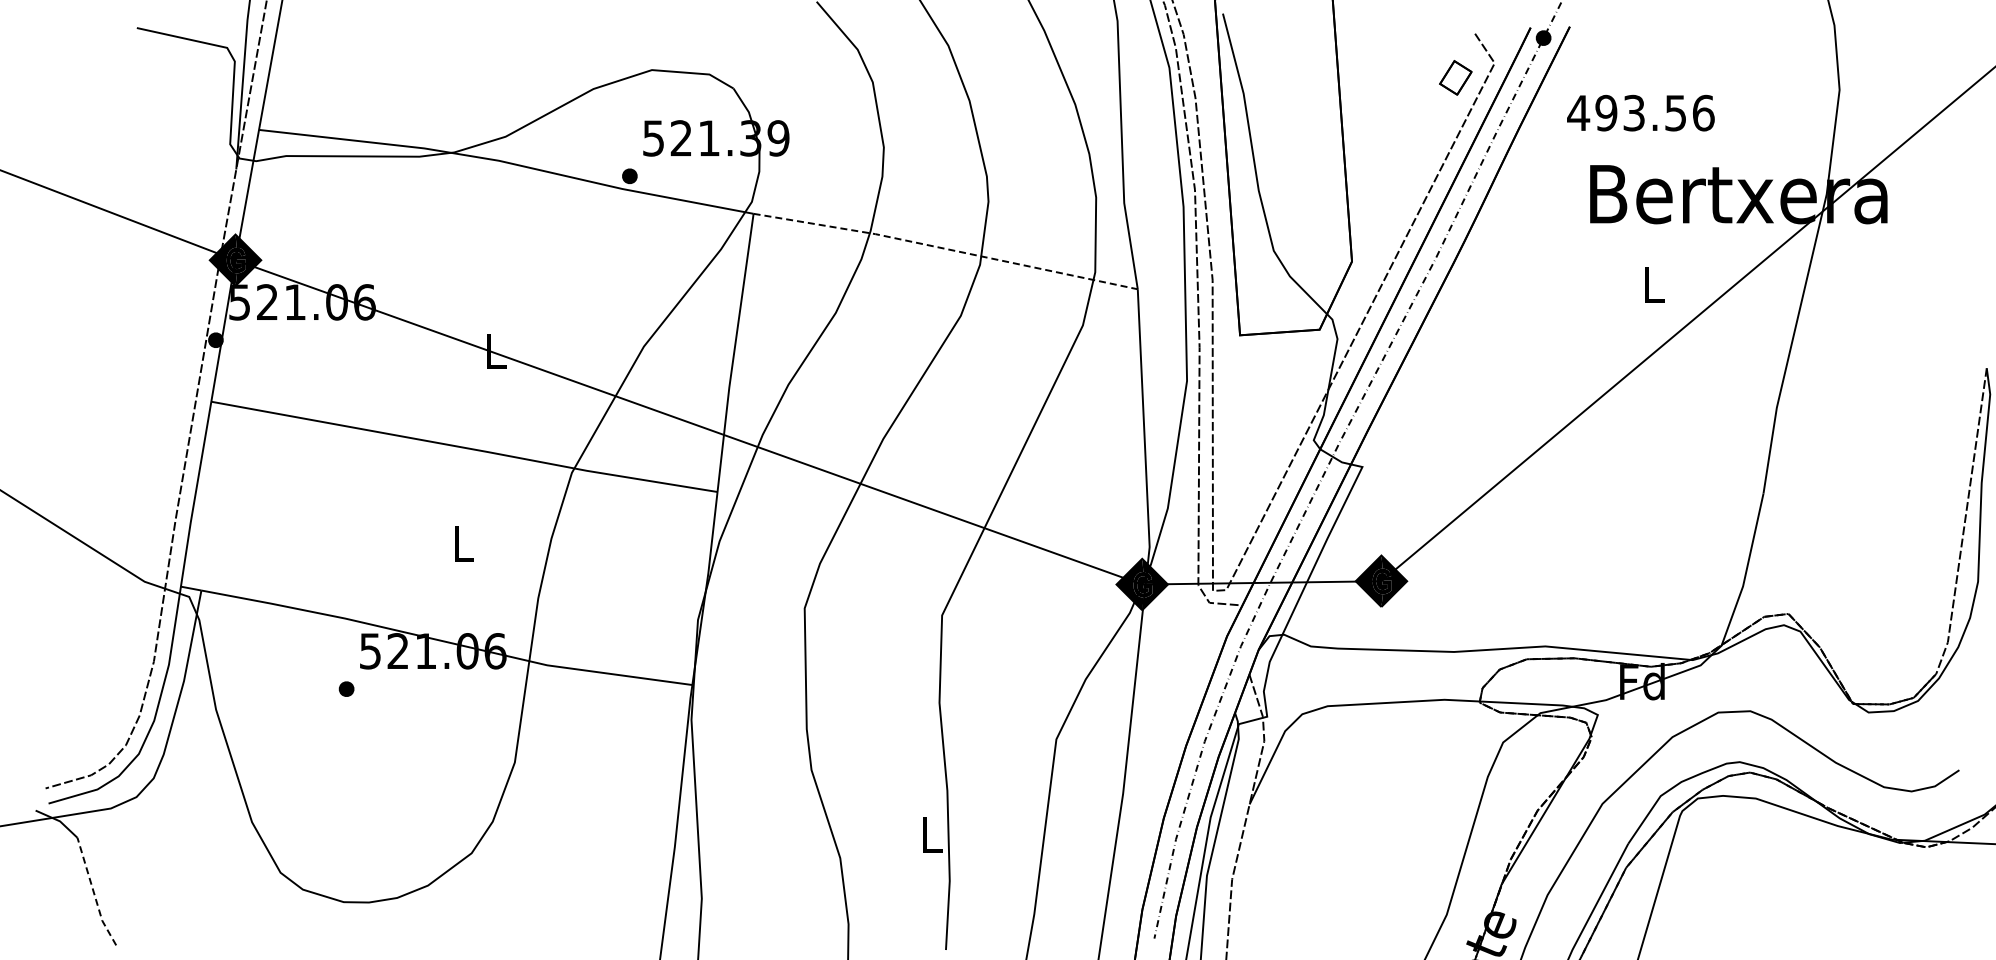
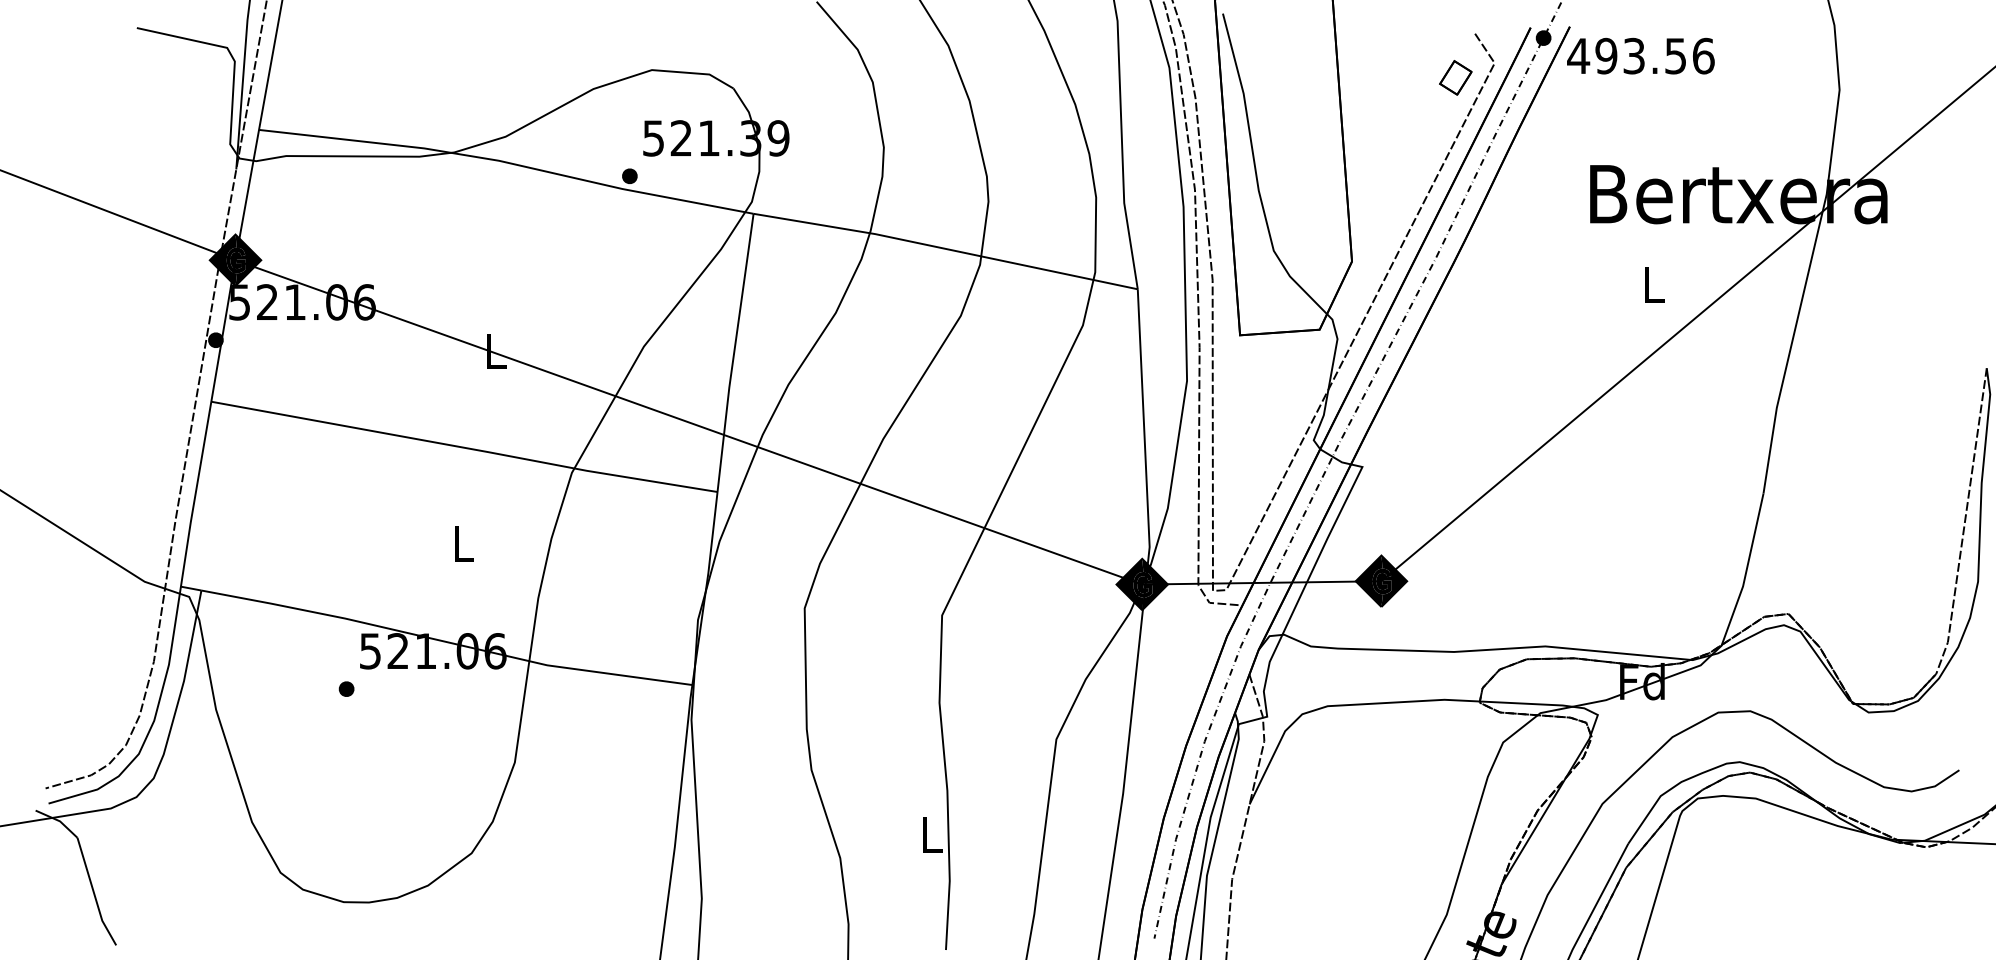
text position: (1640, 112) -> (1640, 55) (1640, 55)
line: dashed -> solid (945, 248)
line: dashed -> solid (94, 893)
